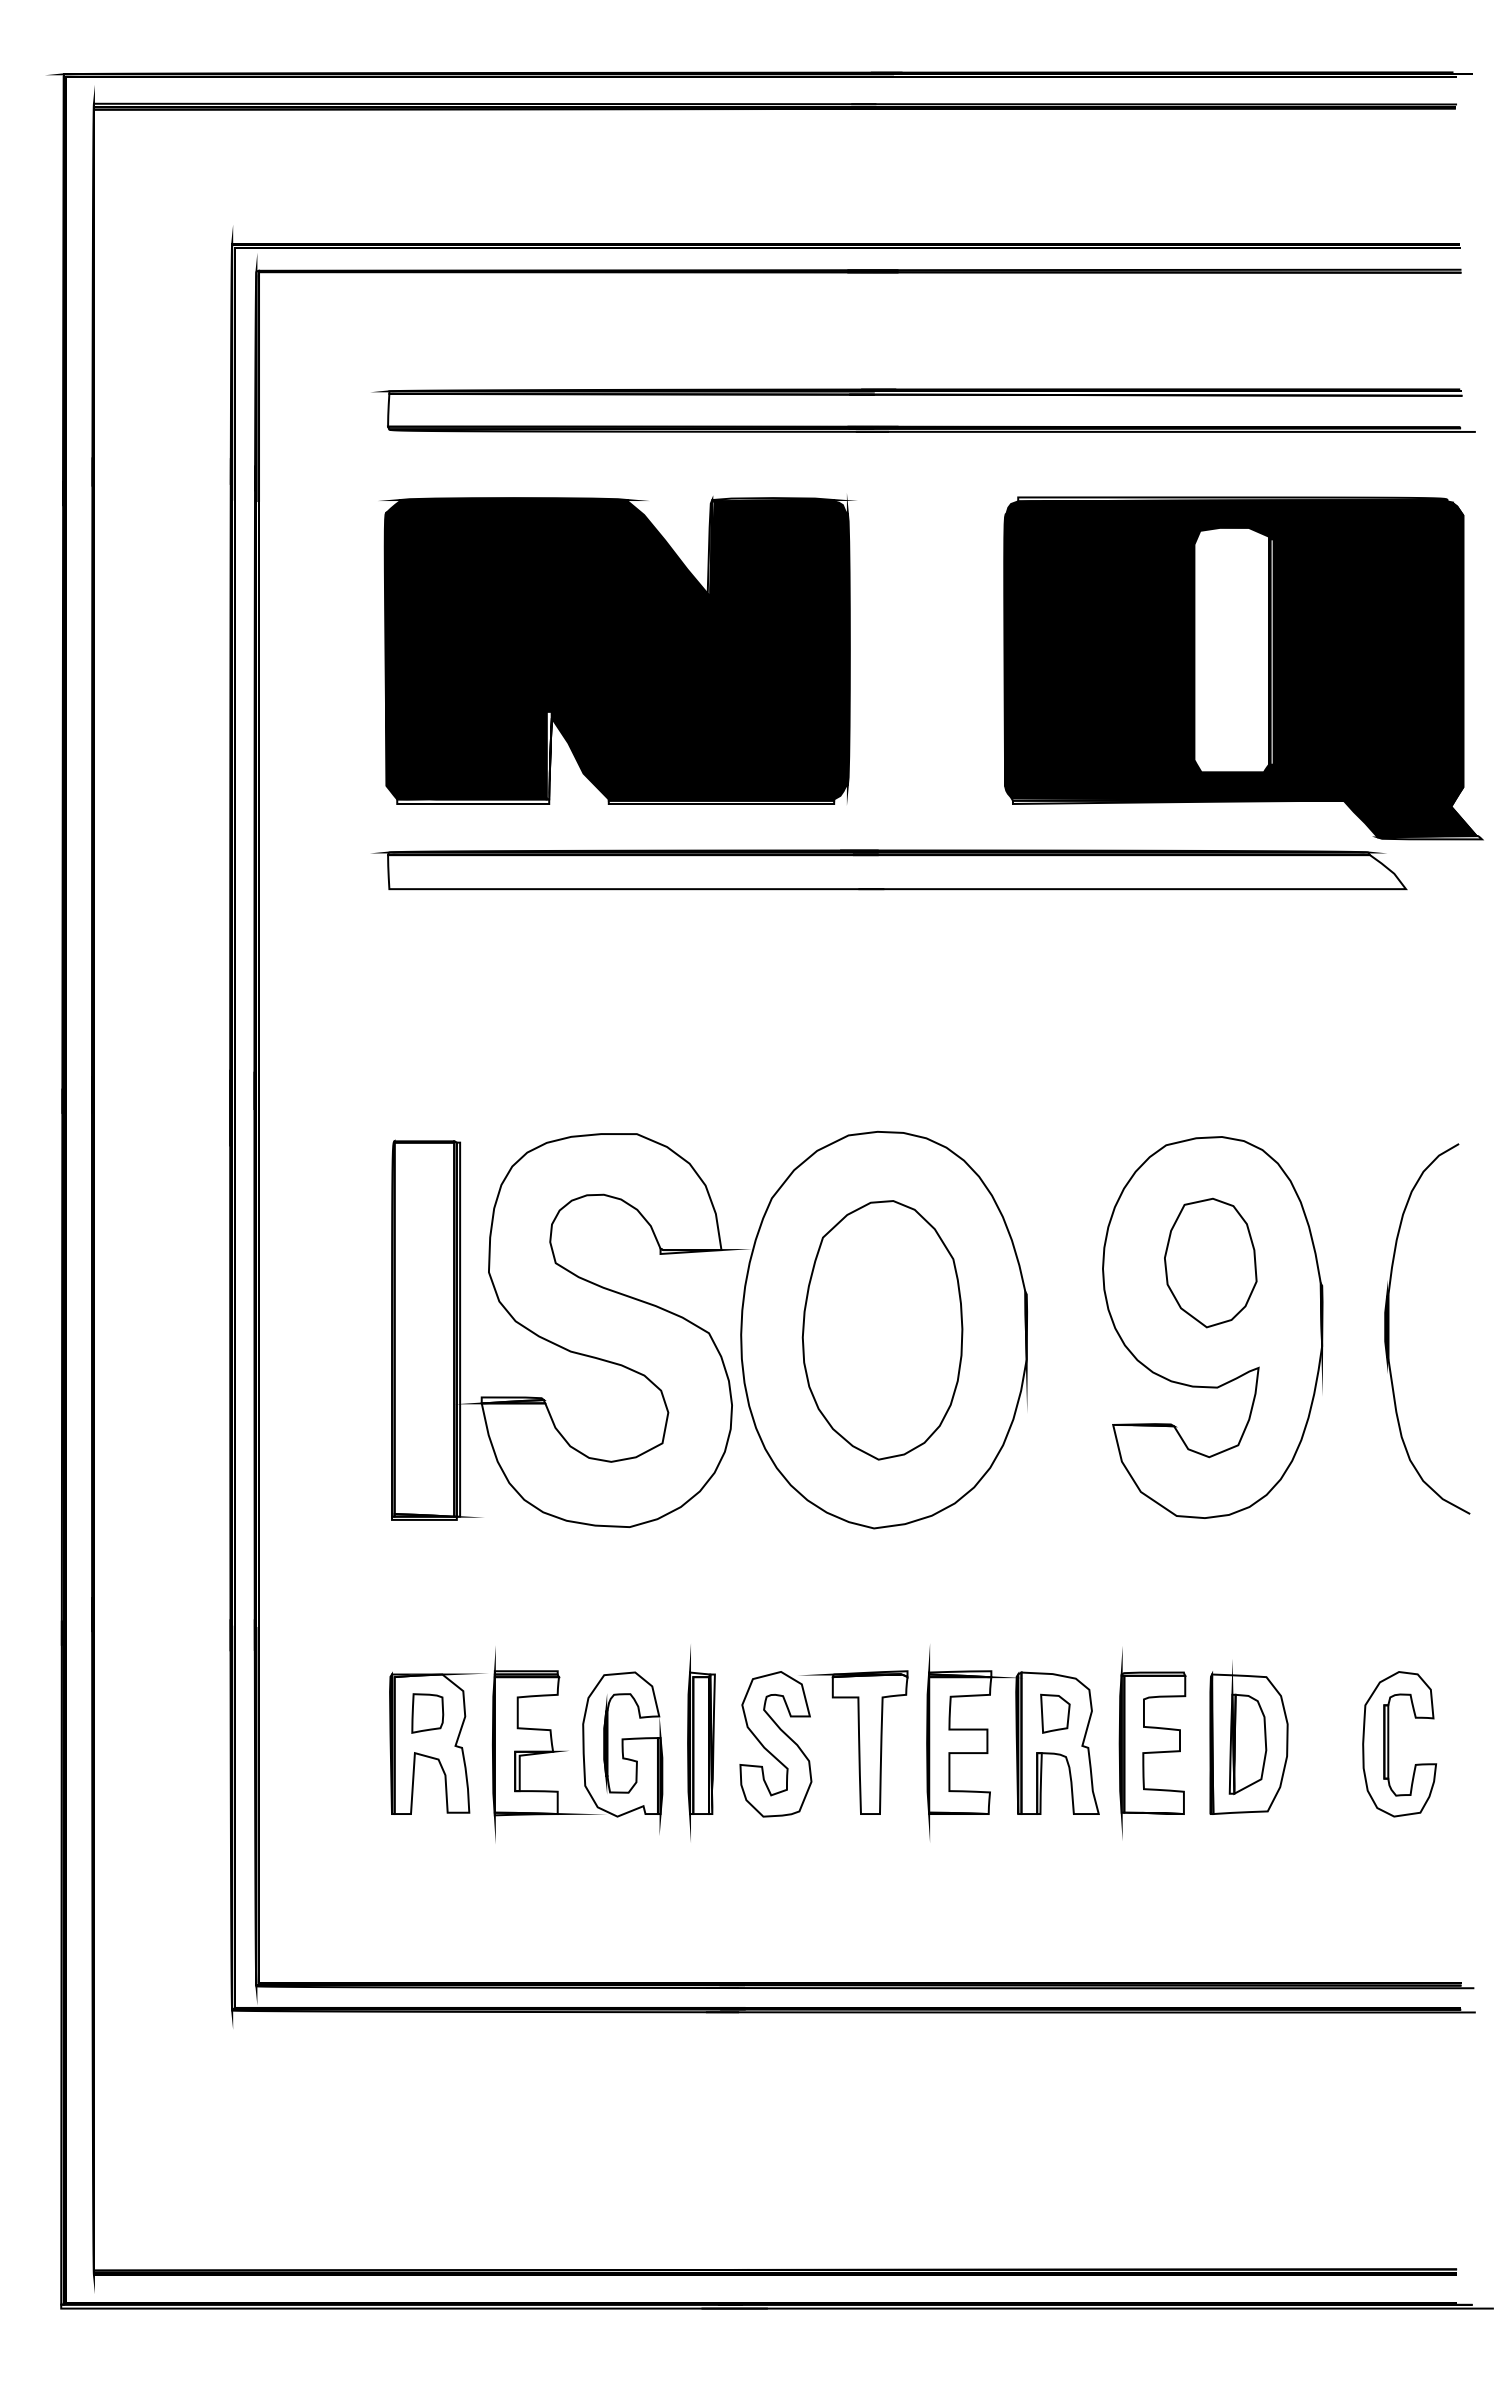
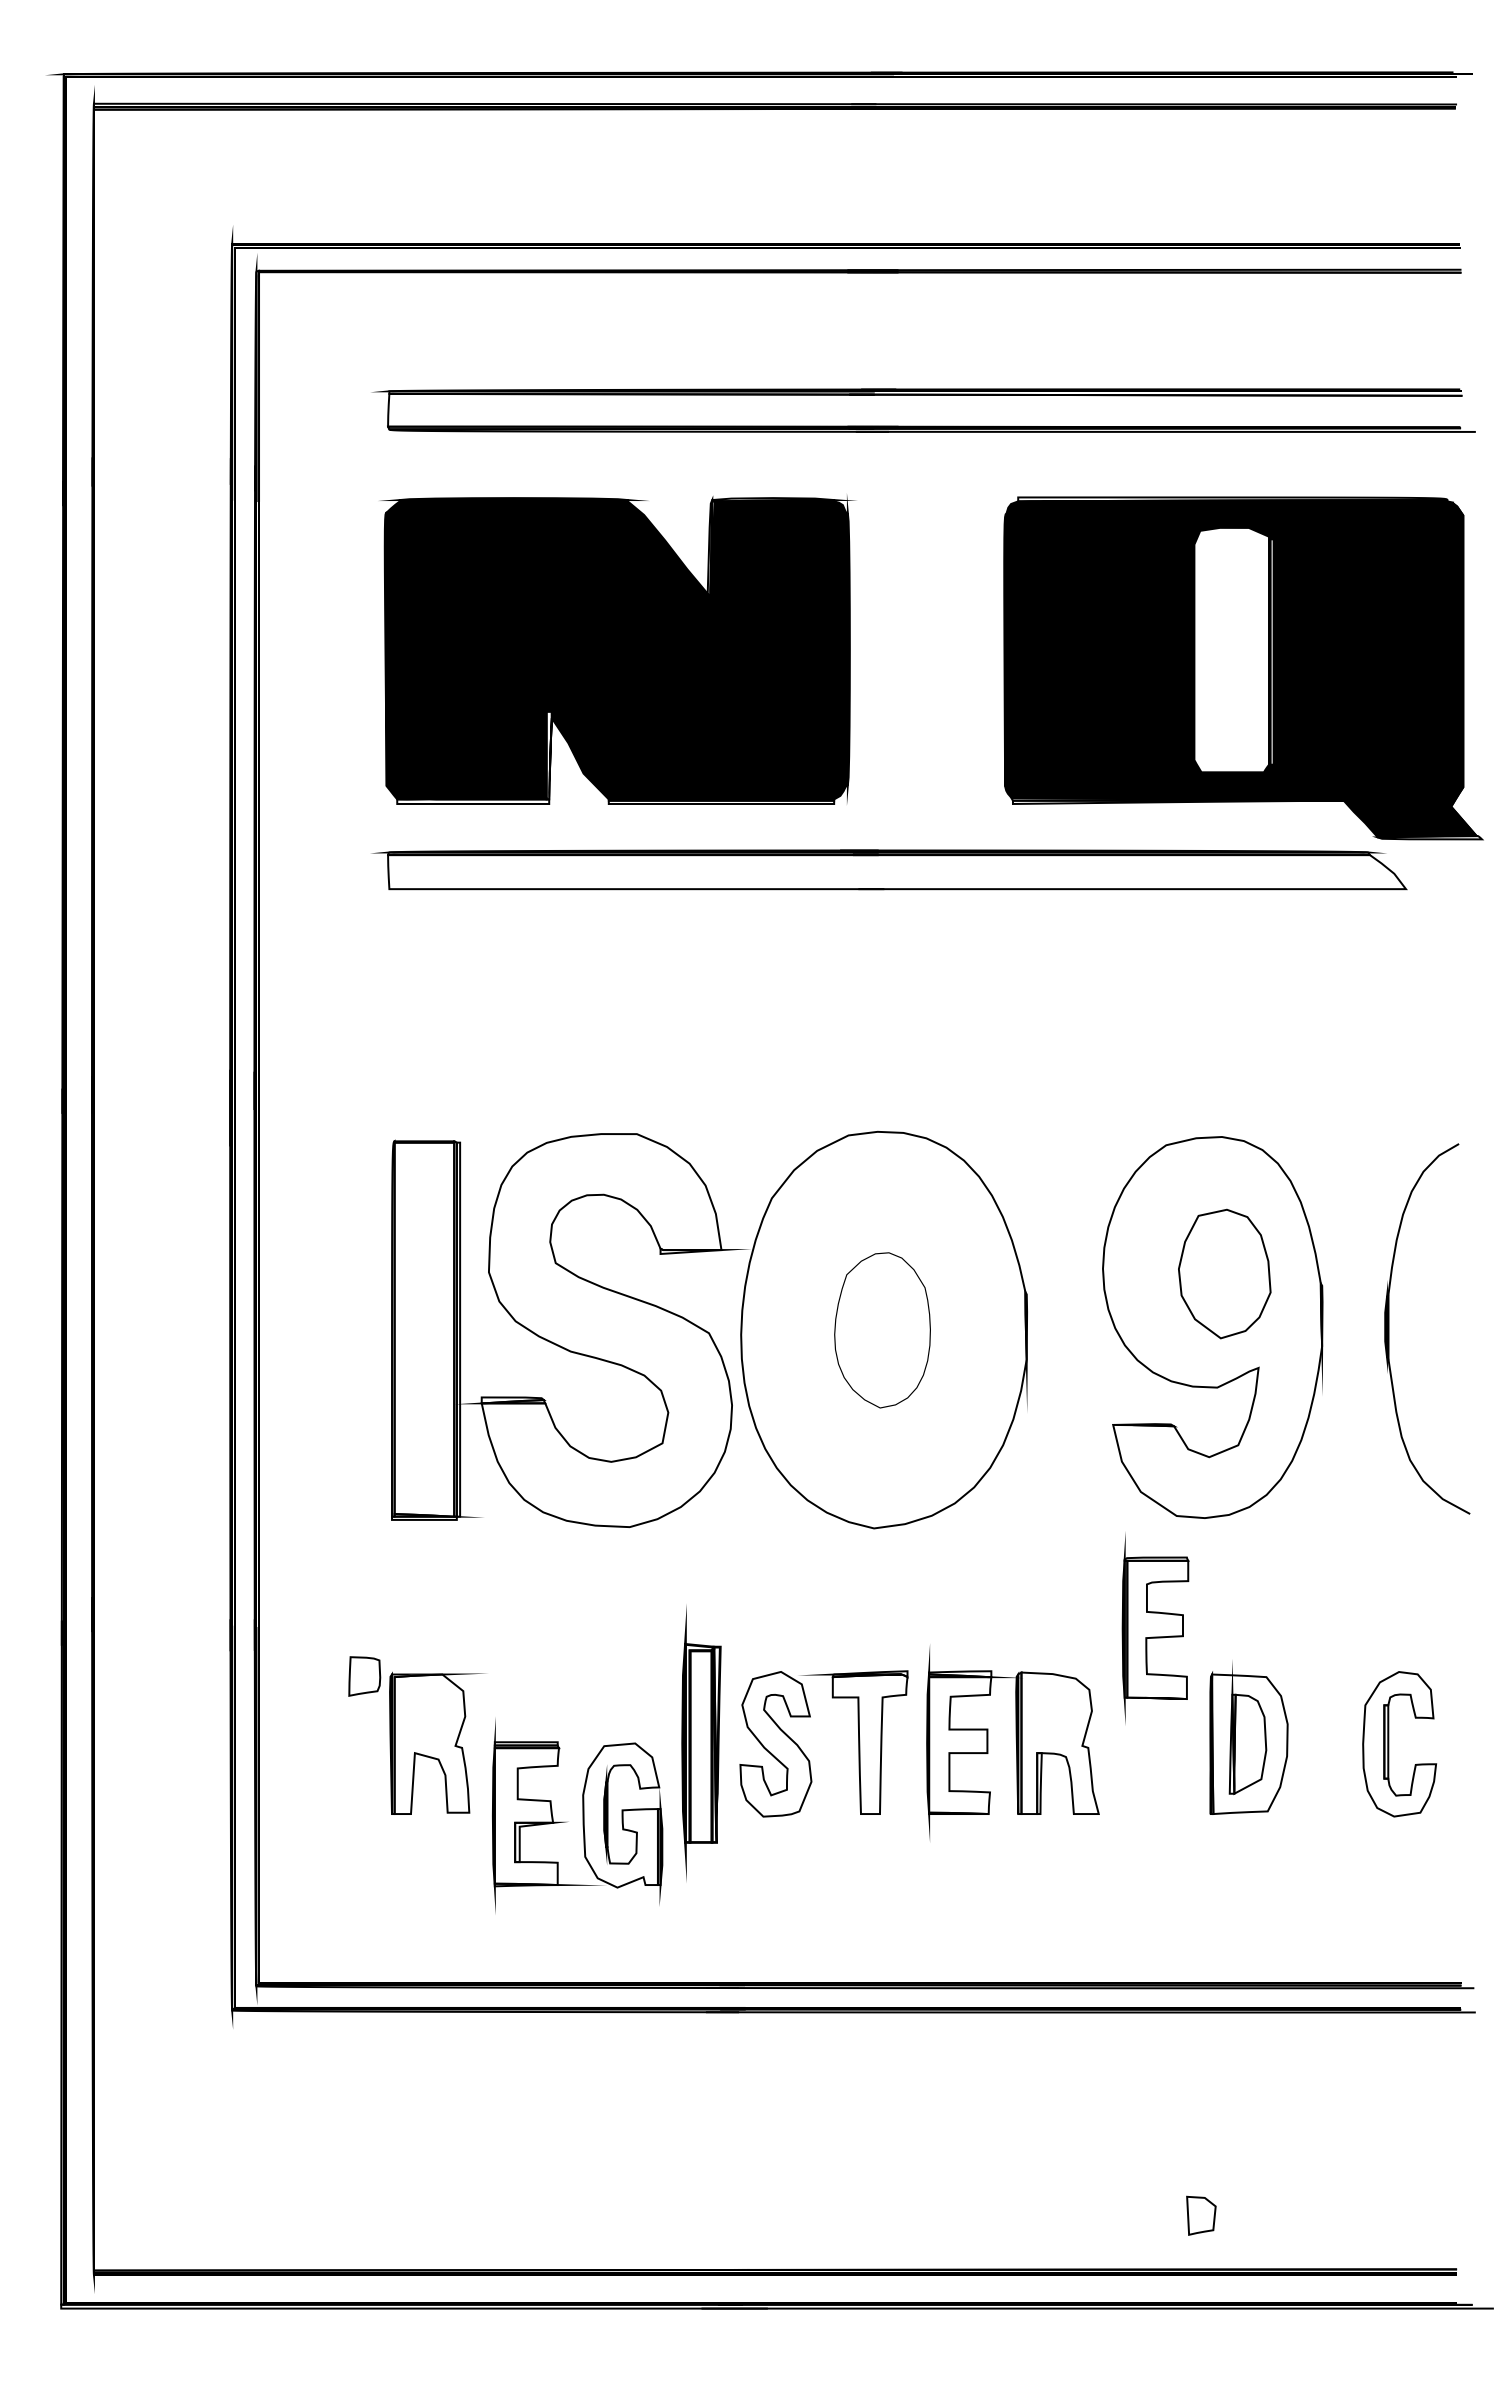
part position: (1210, 1262) -> (1224, 1273) (1224, 1273)
part size: 163x261 px -> 97x157 px (882, 1330)
part position: (427, 1713) -> (364, 1676) (364, 1676)
part position: (1055, 1713) -> (1201, 2215) (1201, 2215)
part size: 29x196 px -> 41x277 px (701, 1743)
part position: (1152, 1743) -> (1155, 1628) (1155, 1628)
part position: (577, 1744) -> (577, 1815) (577, 1815)
